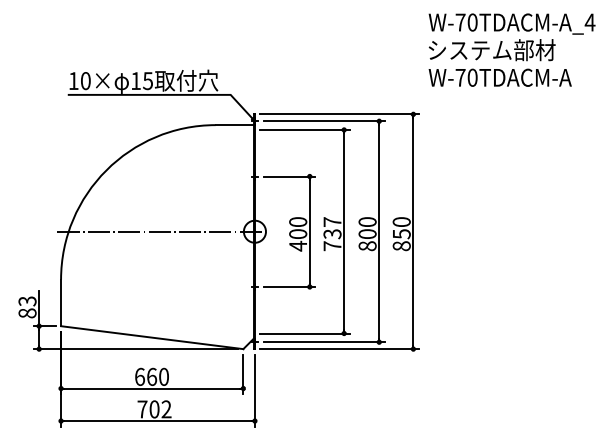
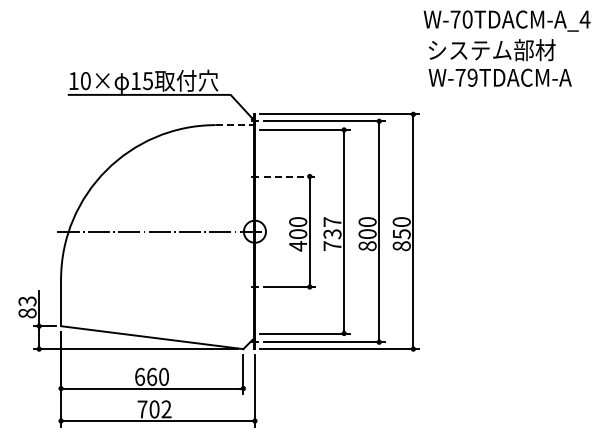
text position: (511, 23) -> (506, 20) (506, 20)
text: W-70TDACM-A -> W-79TDACM-A (472, 77)
line: solid -> dashed (235, 125)
line: solid -> dashed (289, 176)
